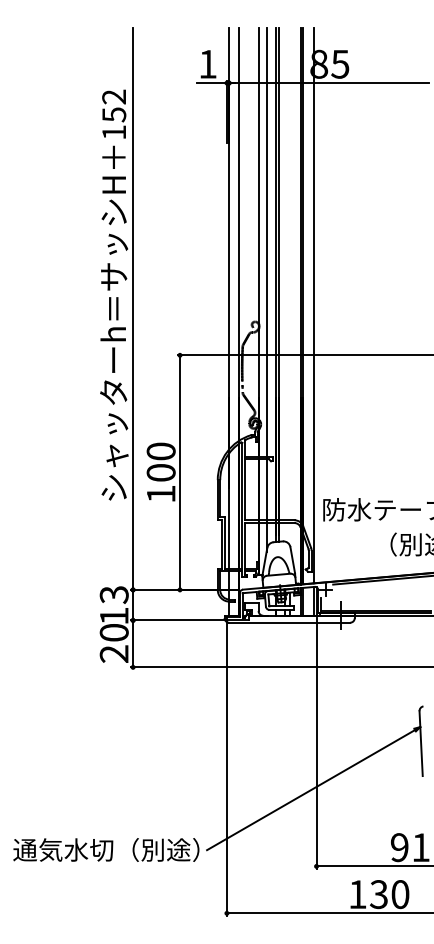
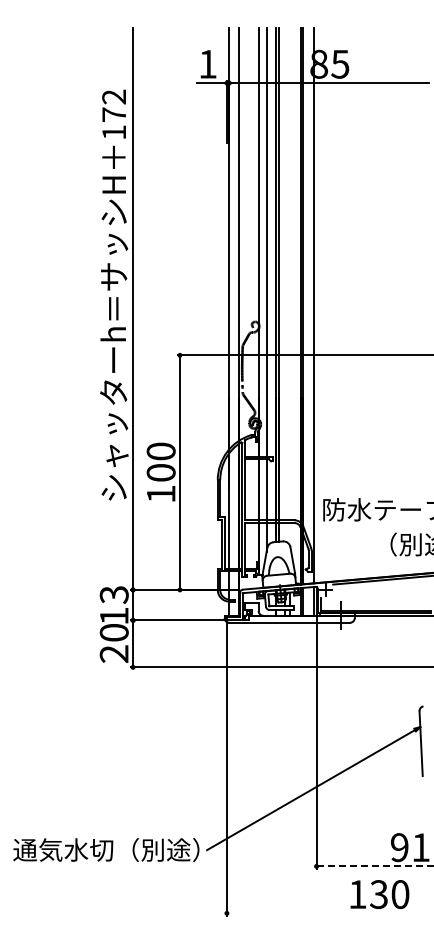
text: 152 -> 172 (114, 114)
line: solid -> dashed (375, 866)
line: present -> none (328, 913)
